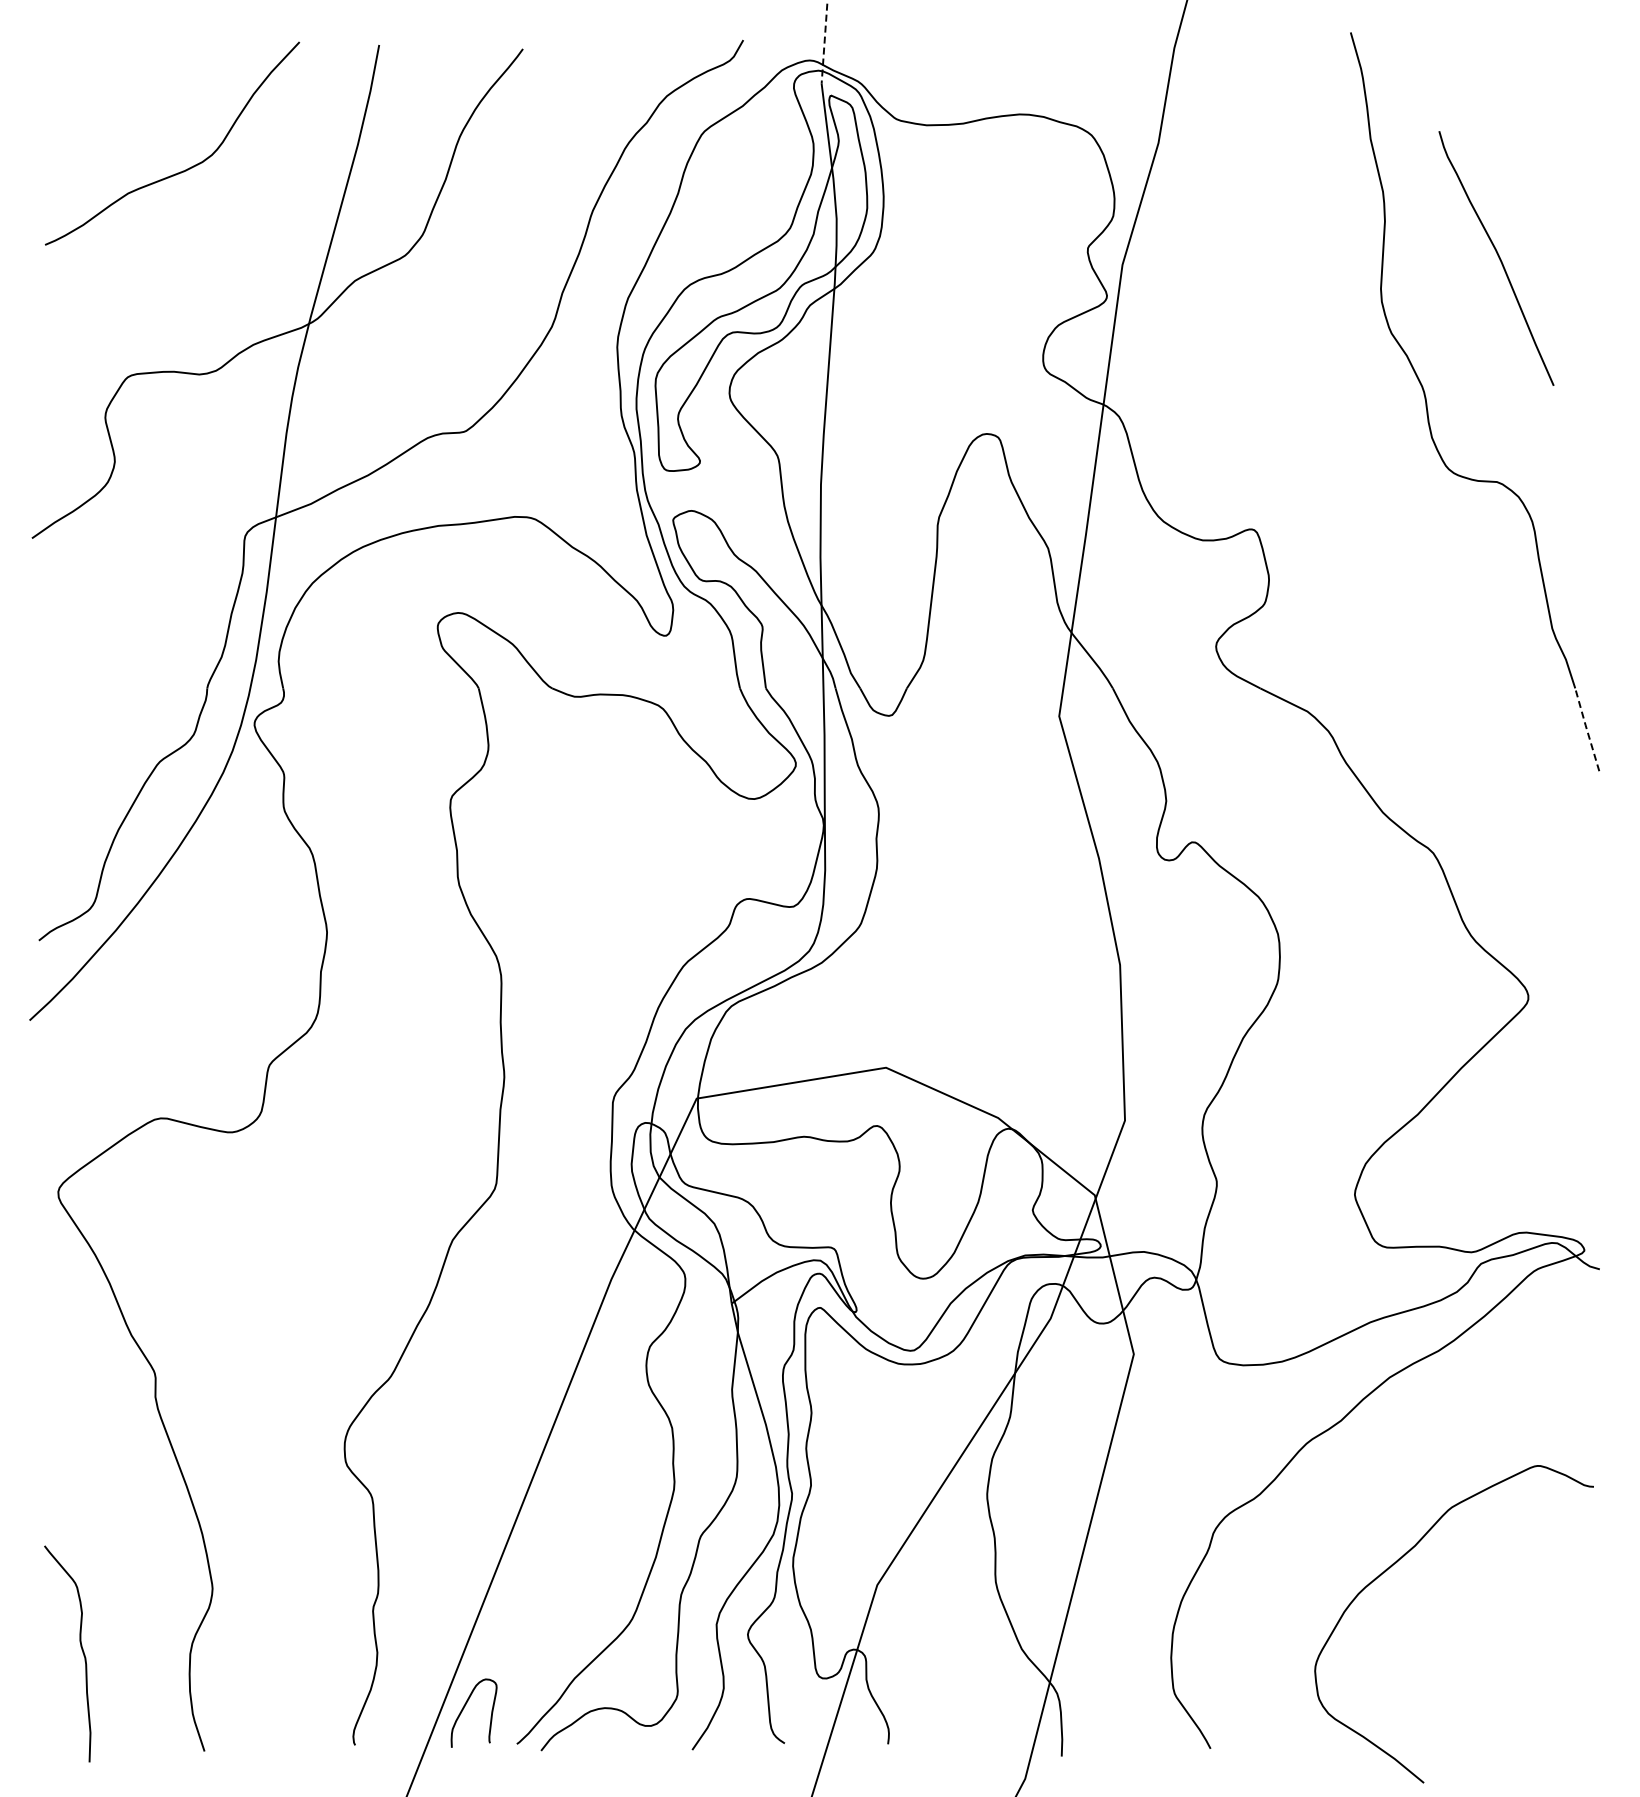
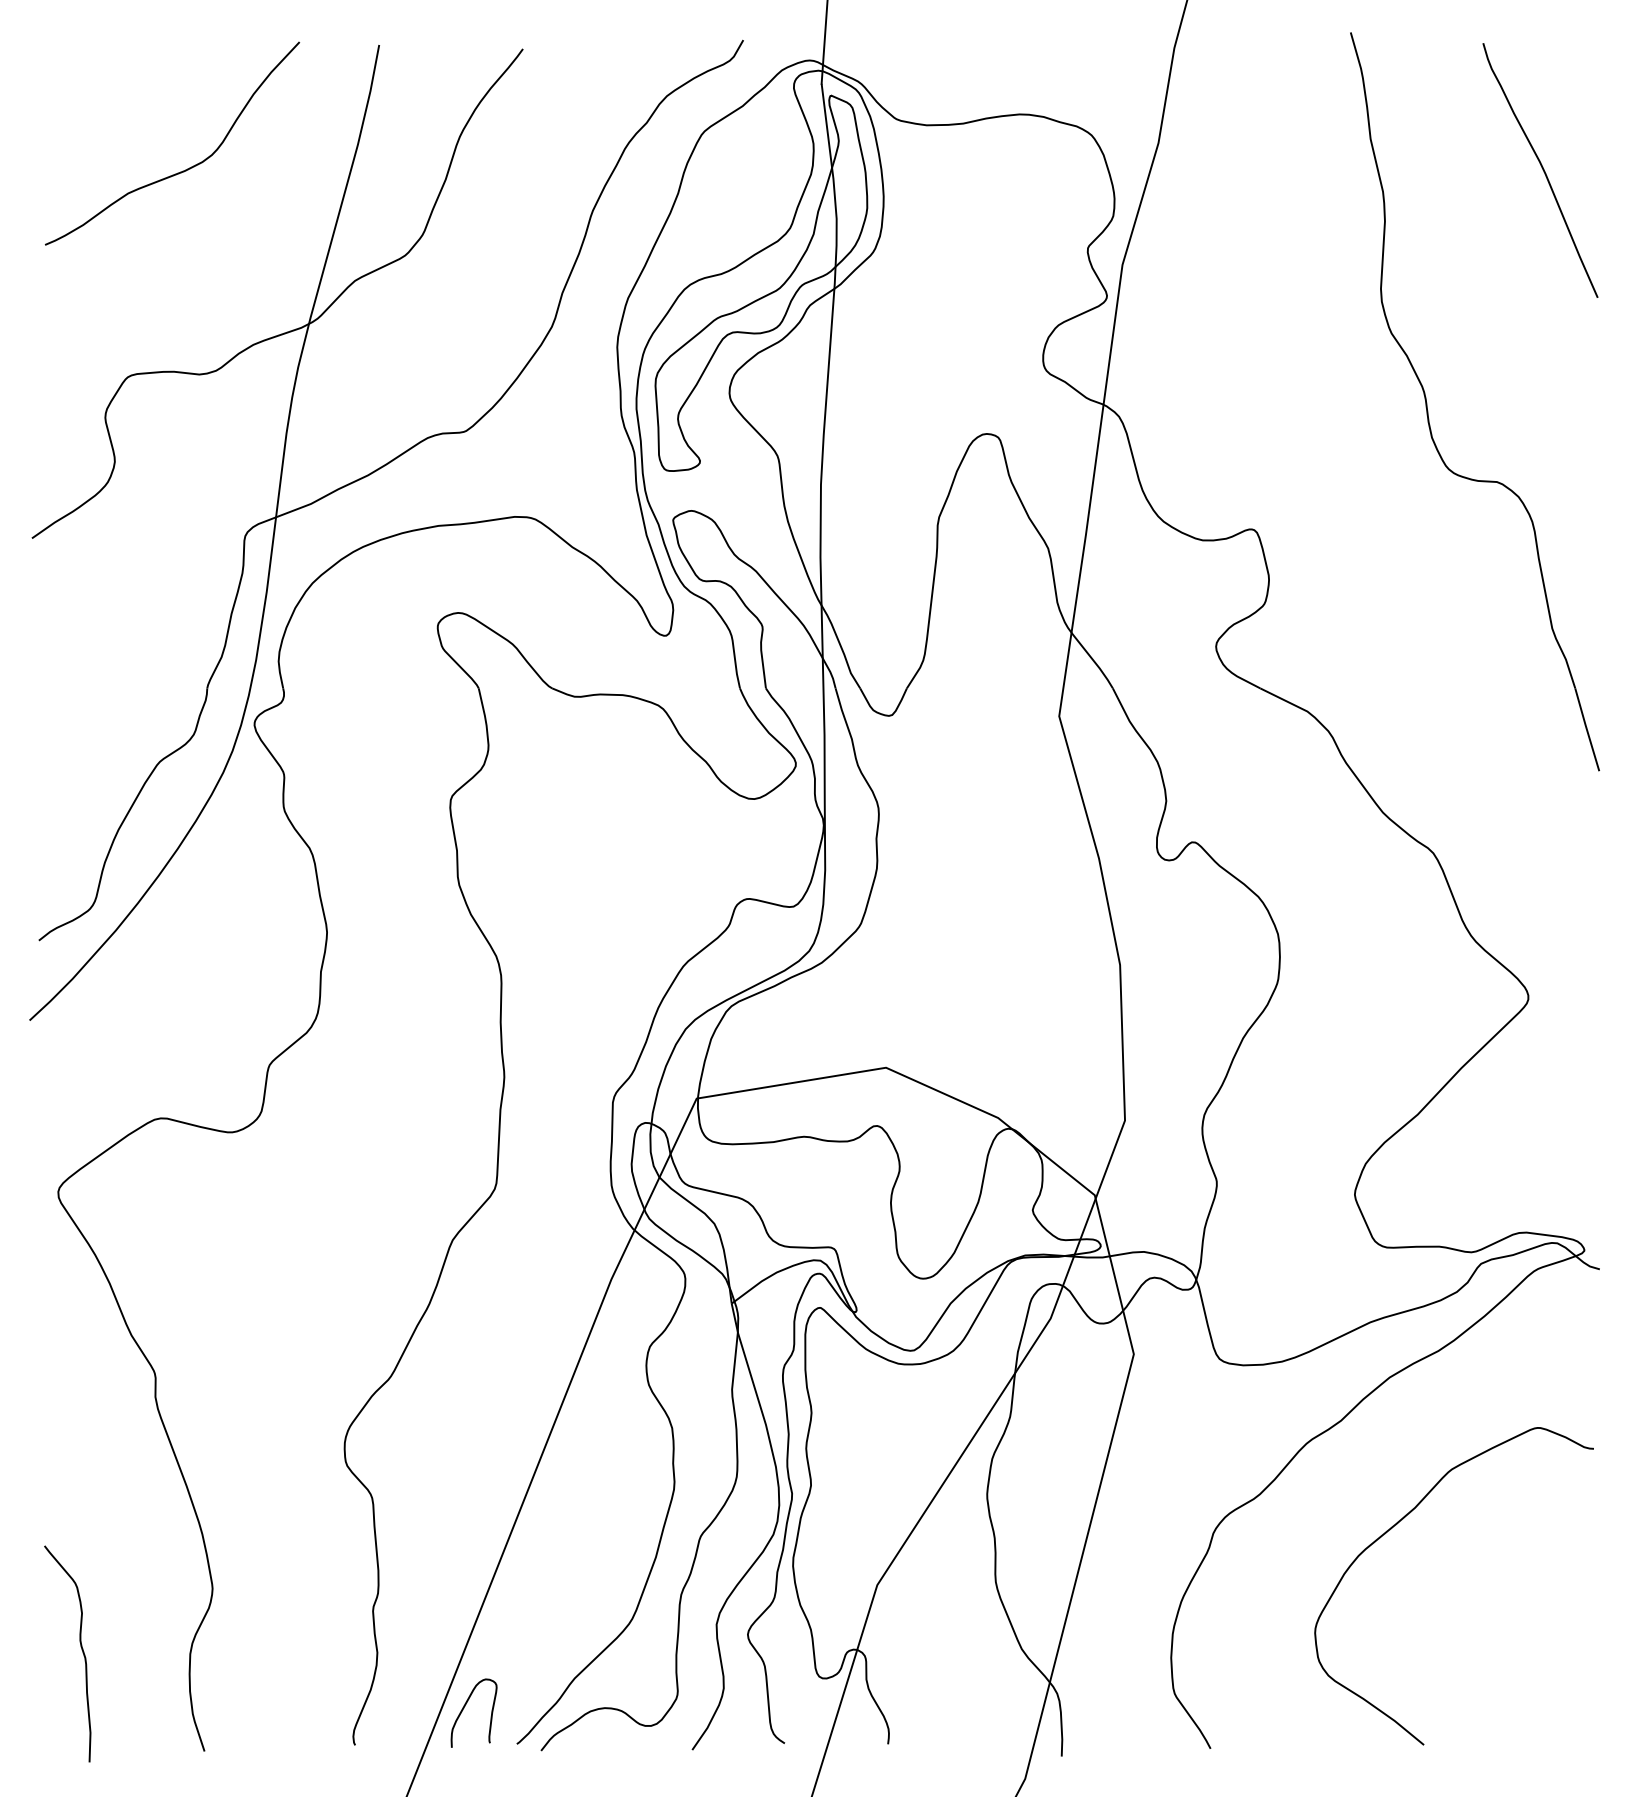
line: dashed -> solid (824, 42)
curve position: (1498, 258) -> (1542, 170) (1542, 170)
line: dashed -> solid (1586, 728)
curve position: (1396, 1563) -> (1396, 1525) (1396, 1525)
